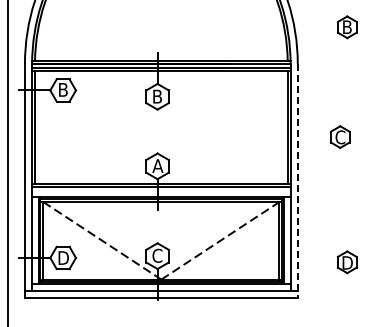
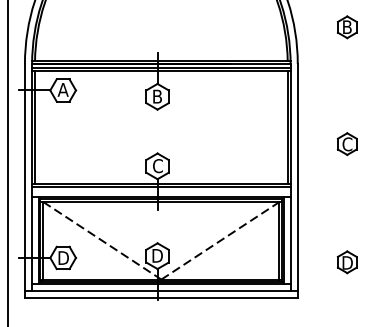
text: B -> A (62, 89)
part position: (339, 136) -> (346, 143) (346, 143)
text: A -> C (157, 166)
line: dashed -> solid (297, 180)
text: C -> D (157, 255)
